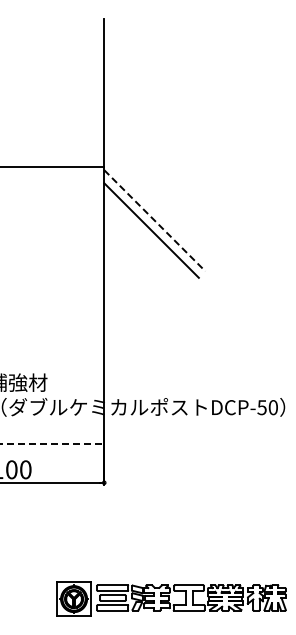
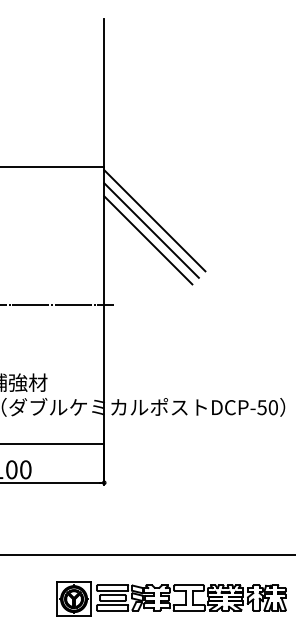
line: dashed -> solid (154, 220)
line: none -> present (148, 240)
line: none -> present (57, 305)
line: dashed -> solid (52, 444)
line: none -> present (147, 554)
